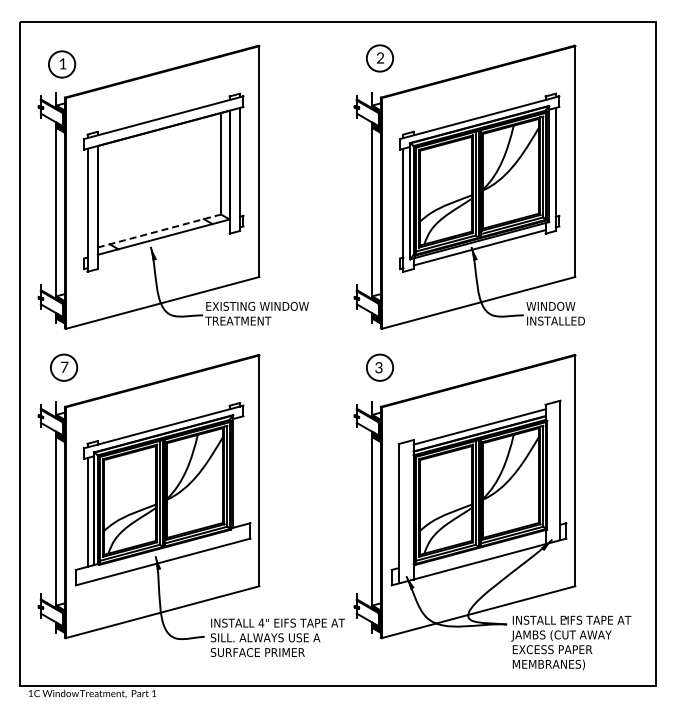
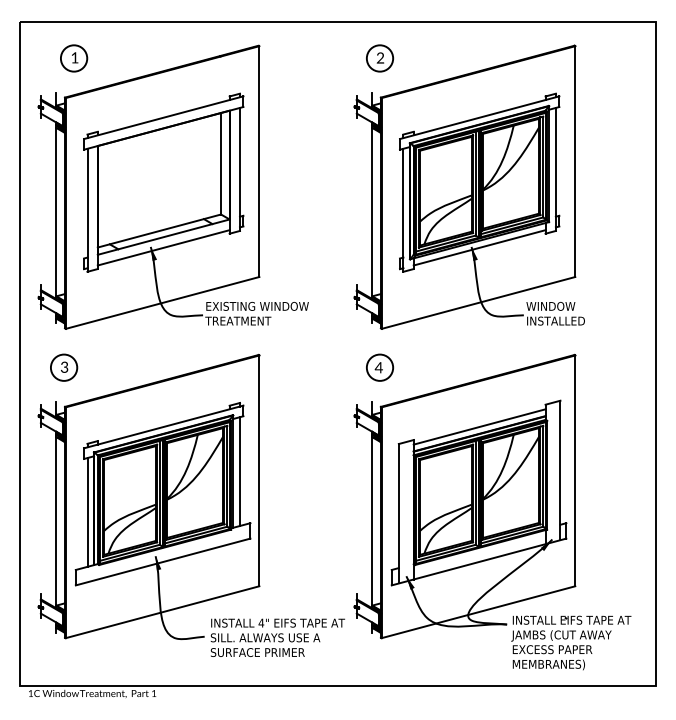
part position: (62, 64) -> (74, 58) (74, 58)
line: dashed -> solid (159, 231)
line: none -> present (163, 247)
text: 7 -> 3 (64, 366)
text: 3 -> 4 (378, 367)
line: none -> present (239, 471)
